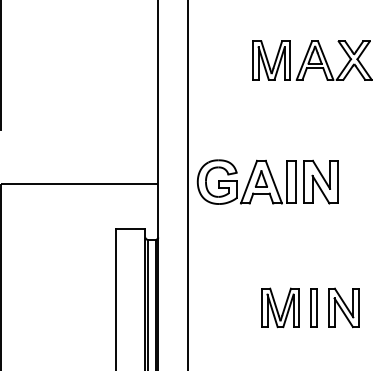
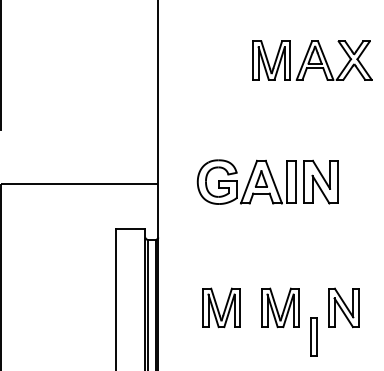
line: present -> none (188, 184)
part: none -> present (221, 307)
part position: (313, 307) -> (313, 336) (313, 336)
